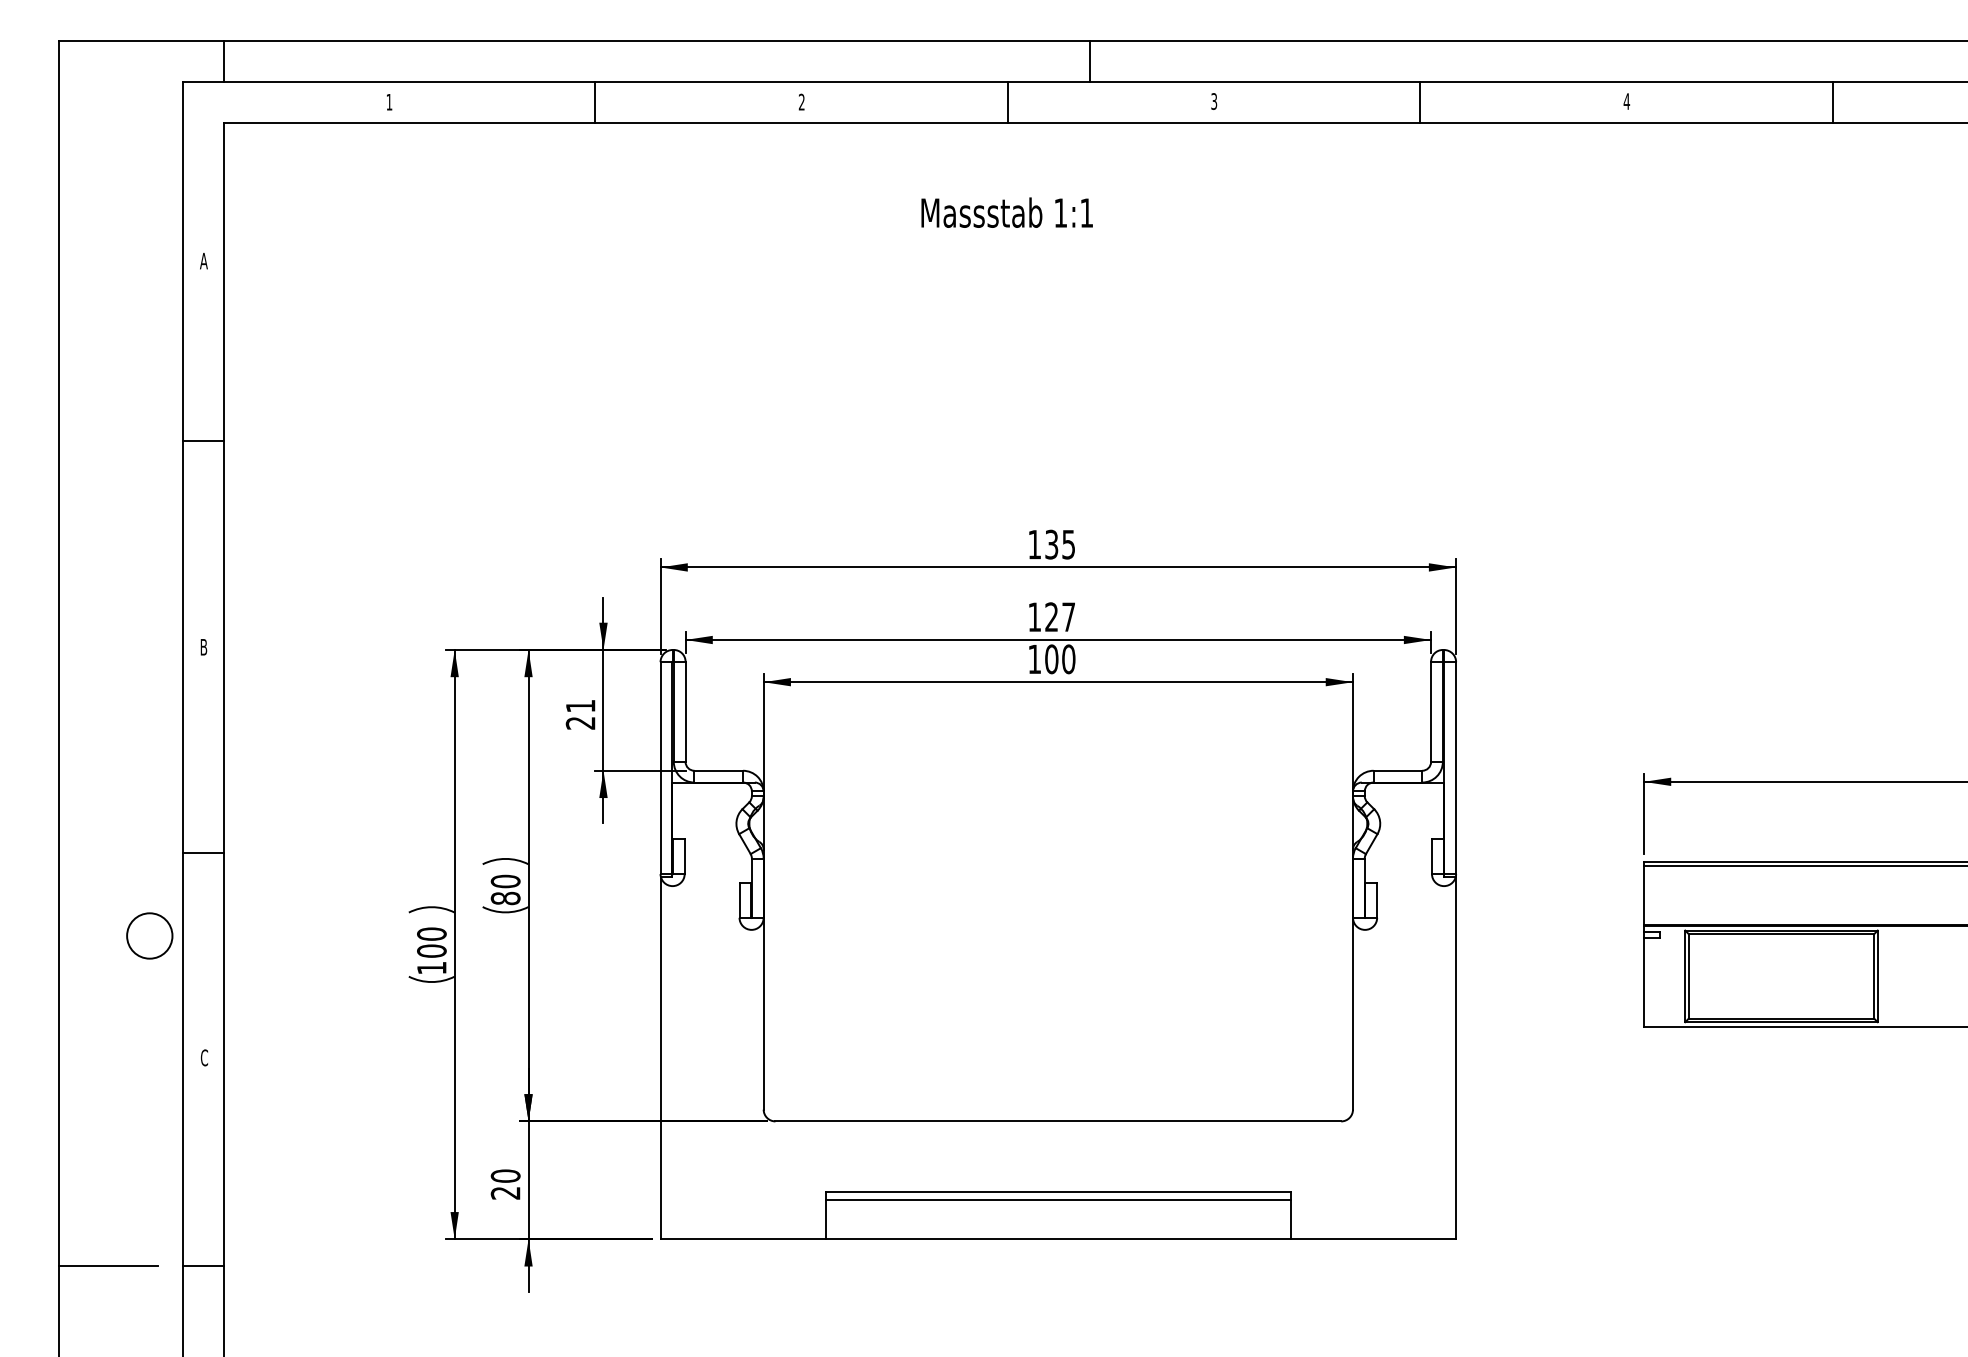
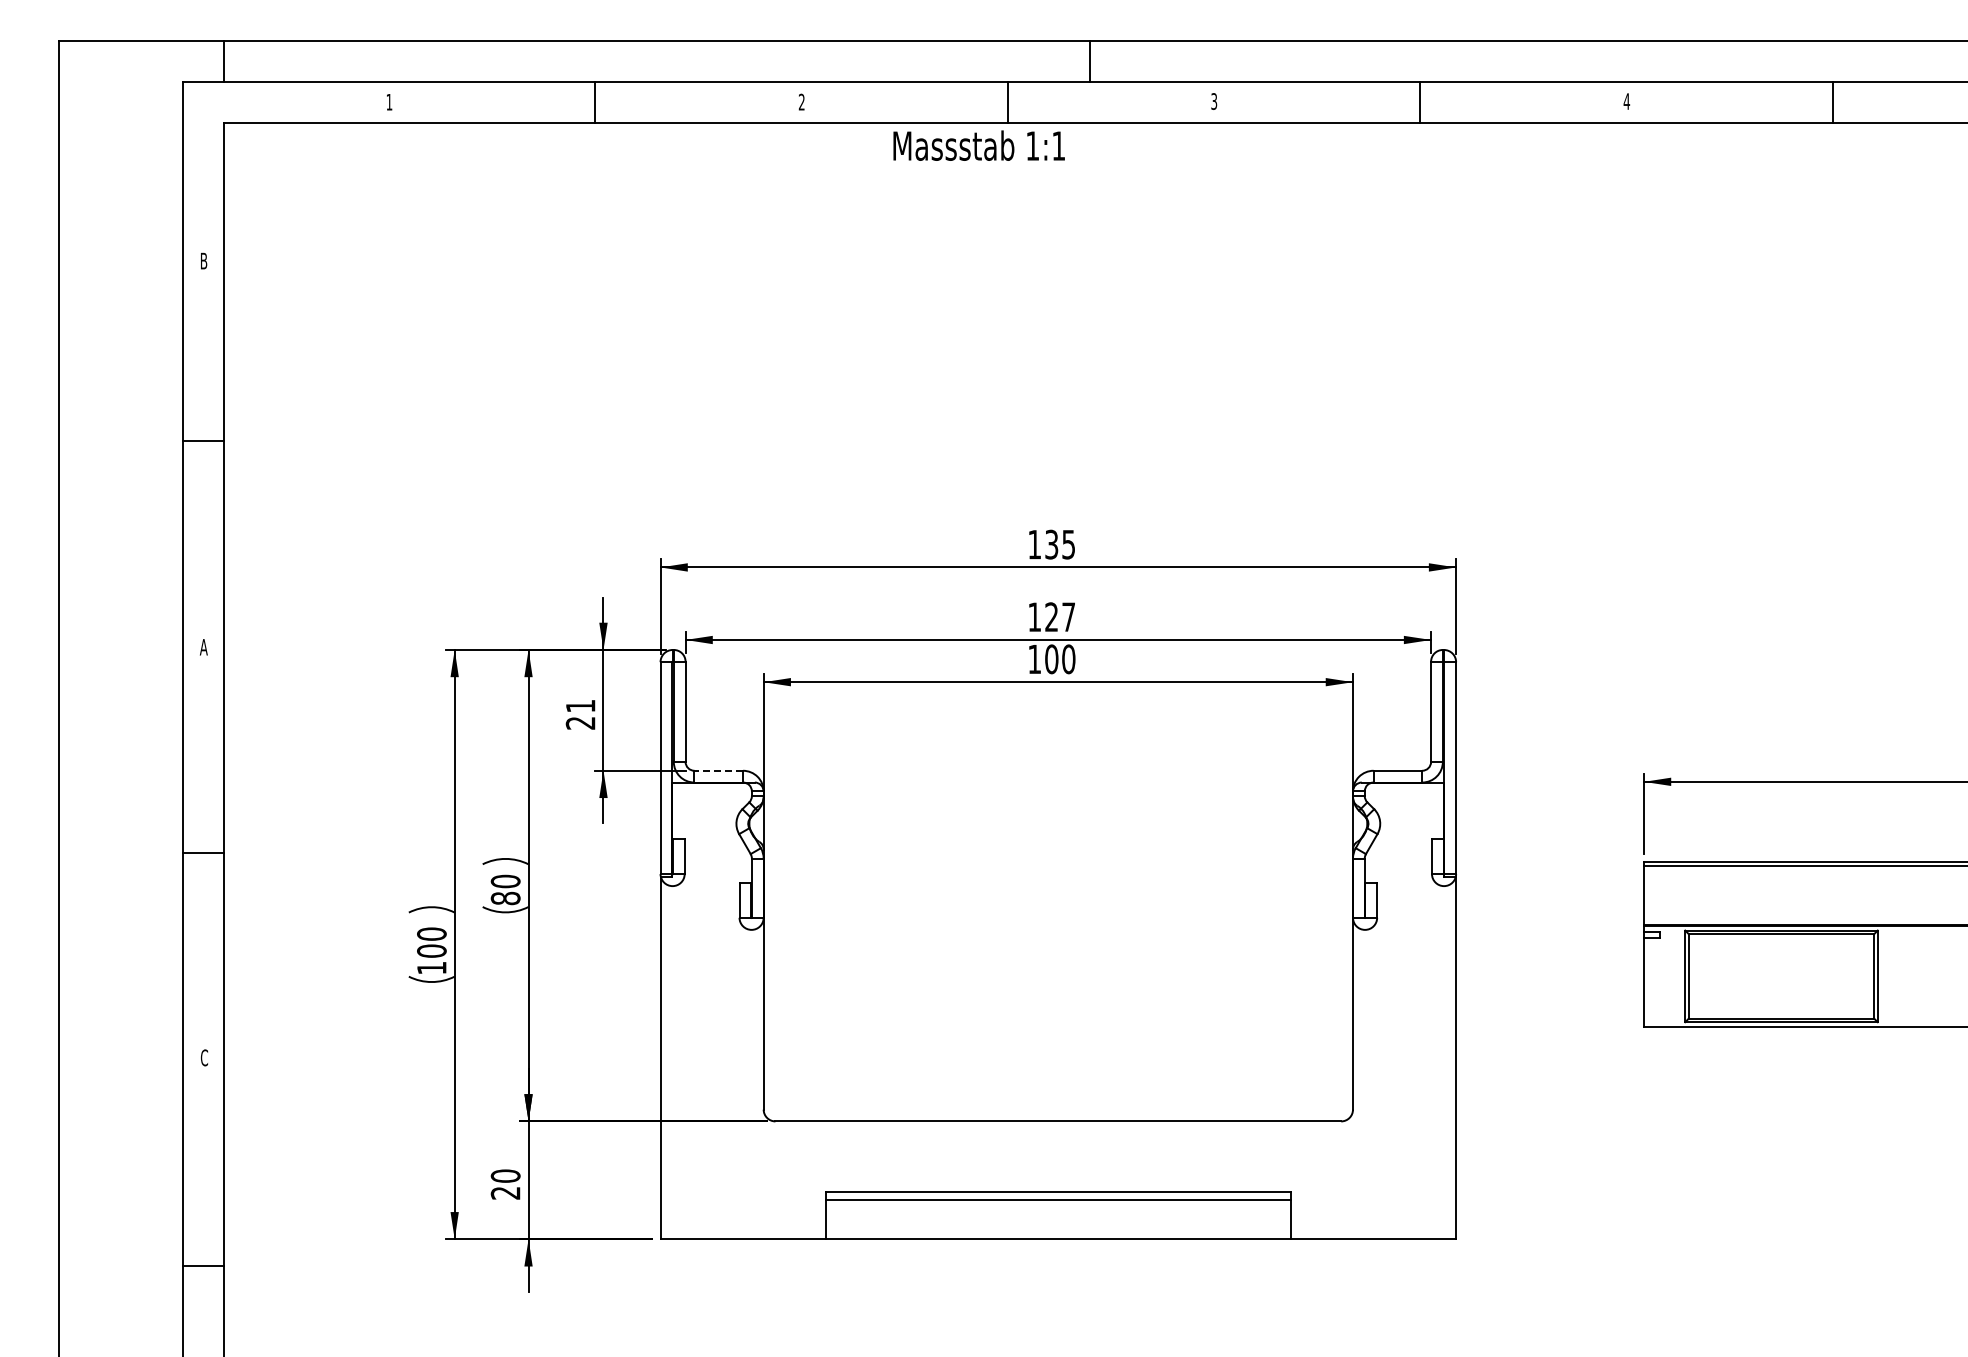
text position: (1006, 212) -> (978, 145) (978, 145)
text: A -> B (203, 260)
text: B -> A (203, 647)
line: solid -> dashed (718, 770)
circle: present -> none (149, 935)
line: present -> none (108, 1266)
